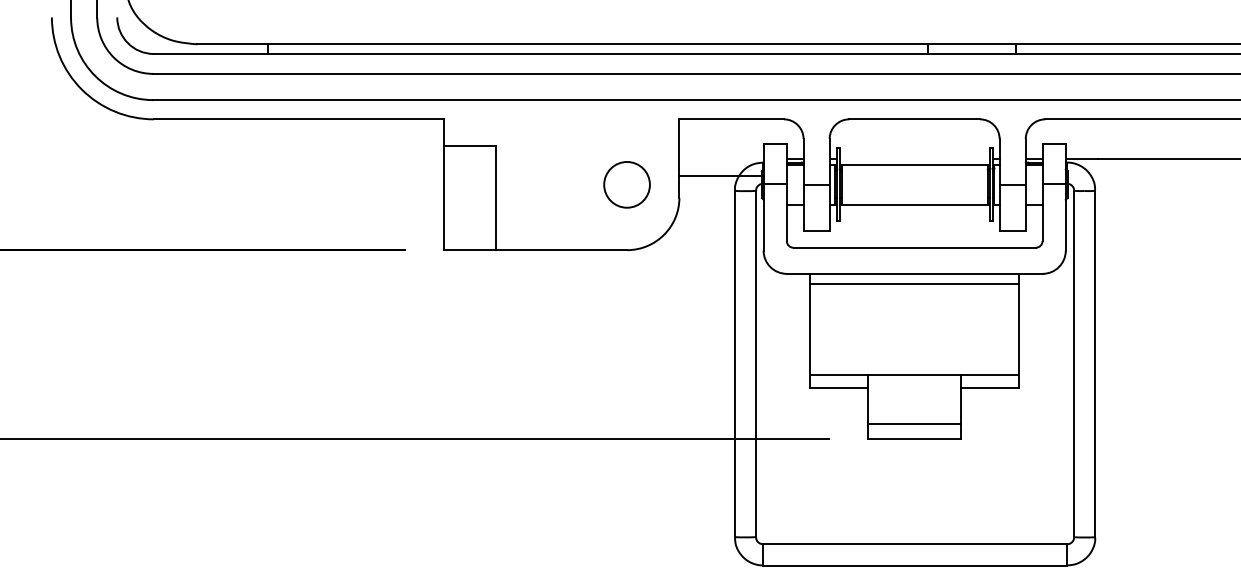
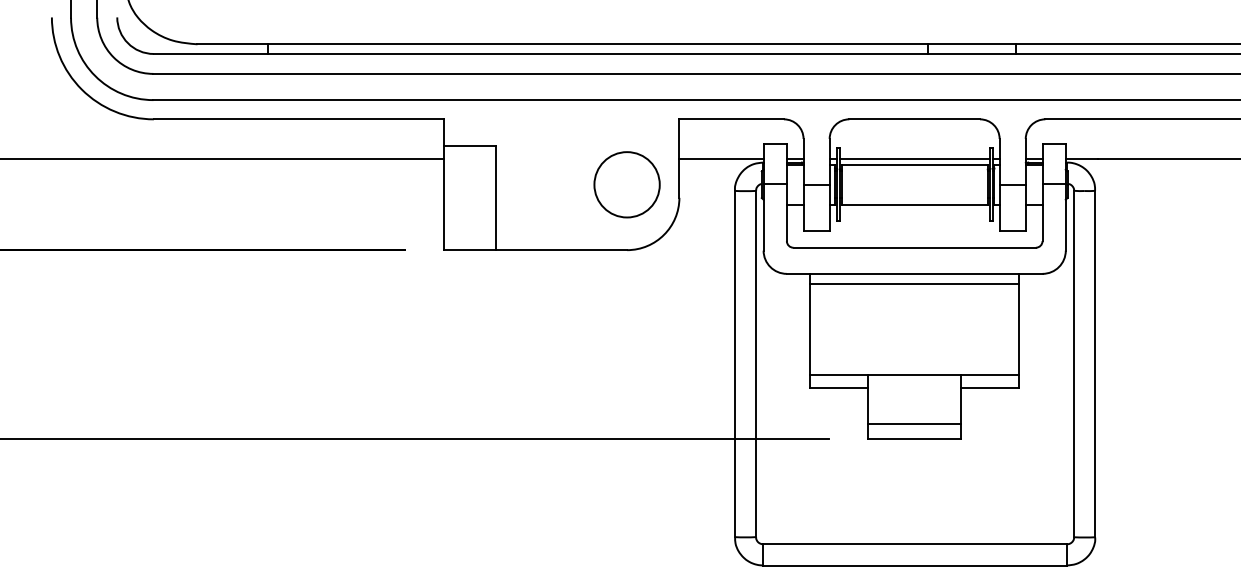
line: none -> present (223, 158)
line: none -> present (914, 158)
line position: (721, 175) -> (721, 158) (721, 158)
circle size: 48x48 px -> 68x68 px (626, 184)
